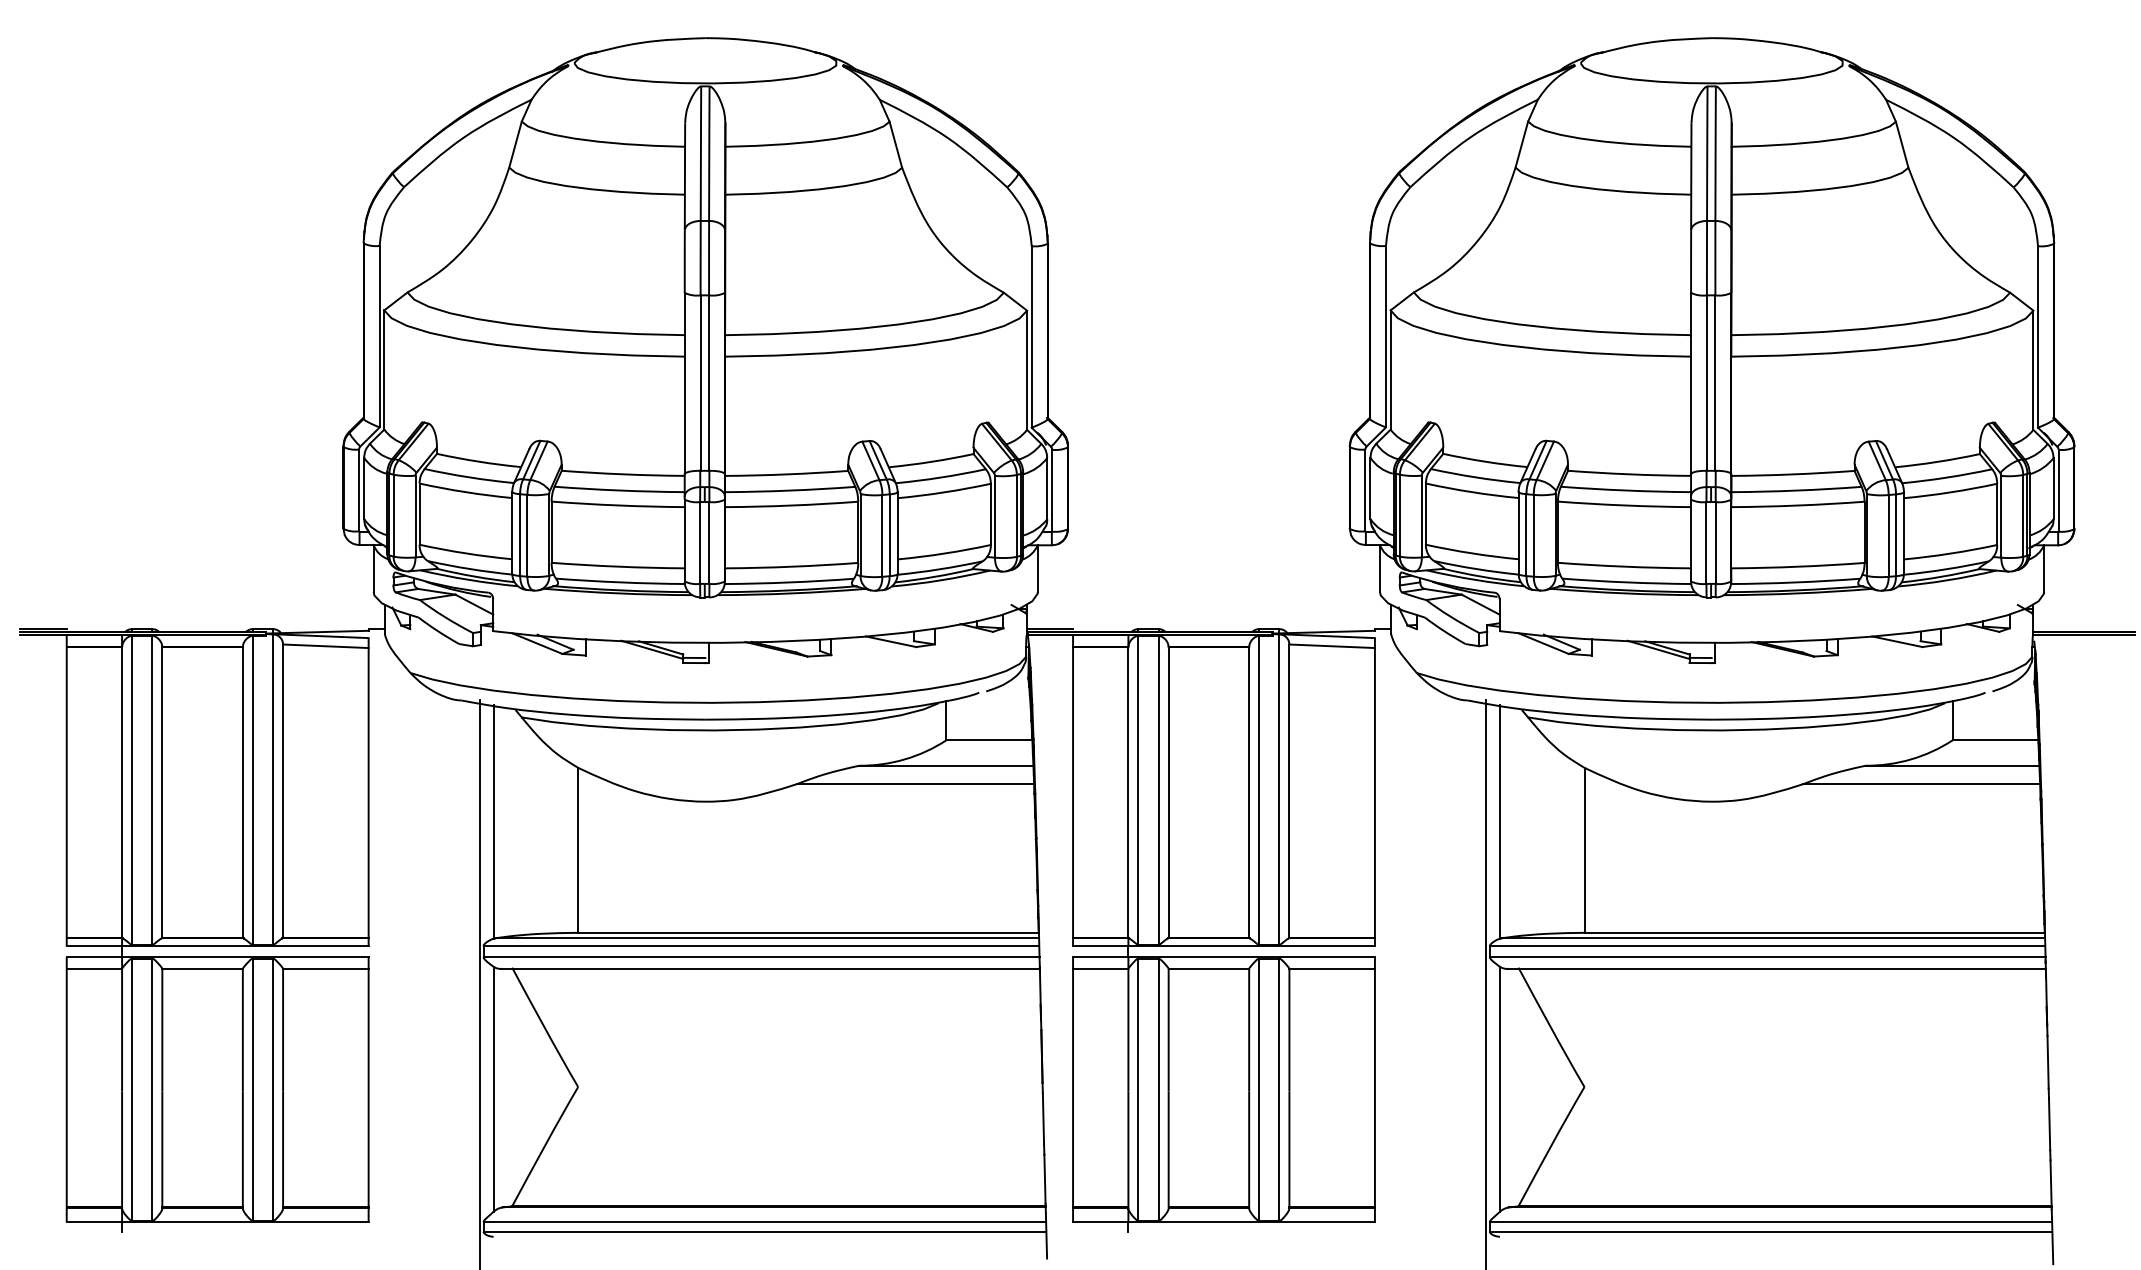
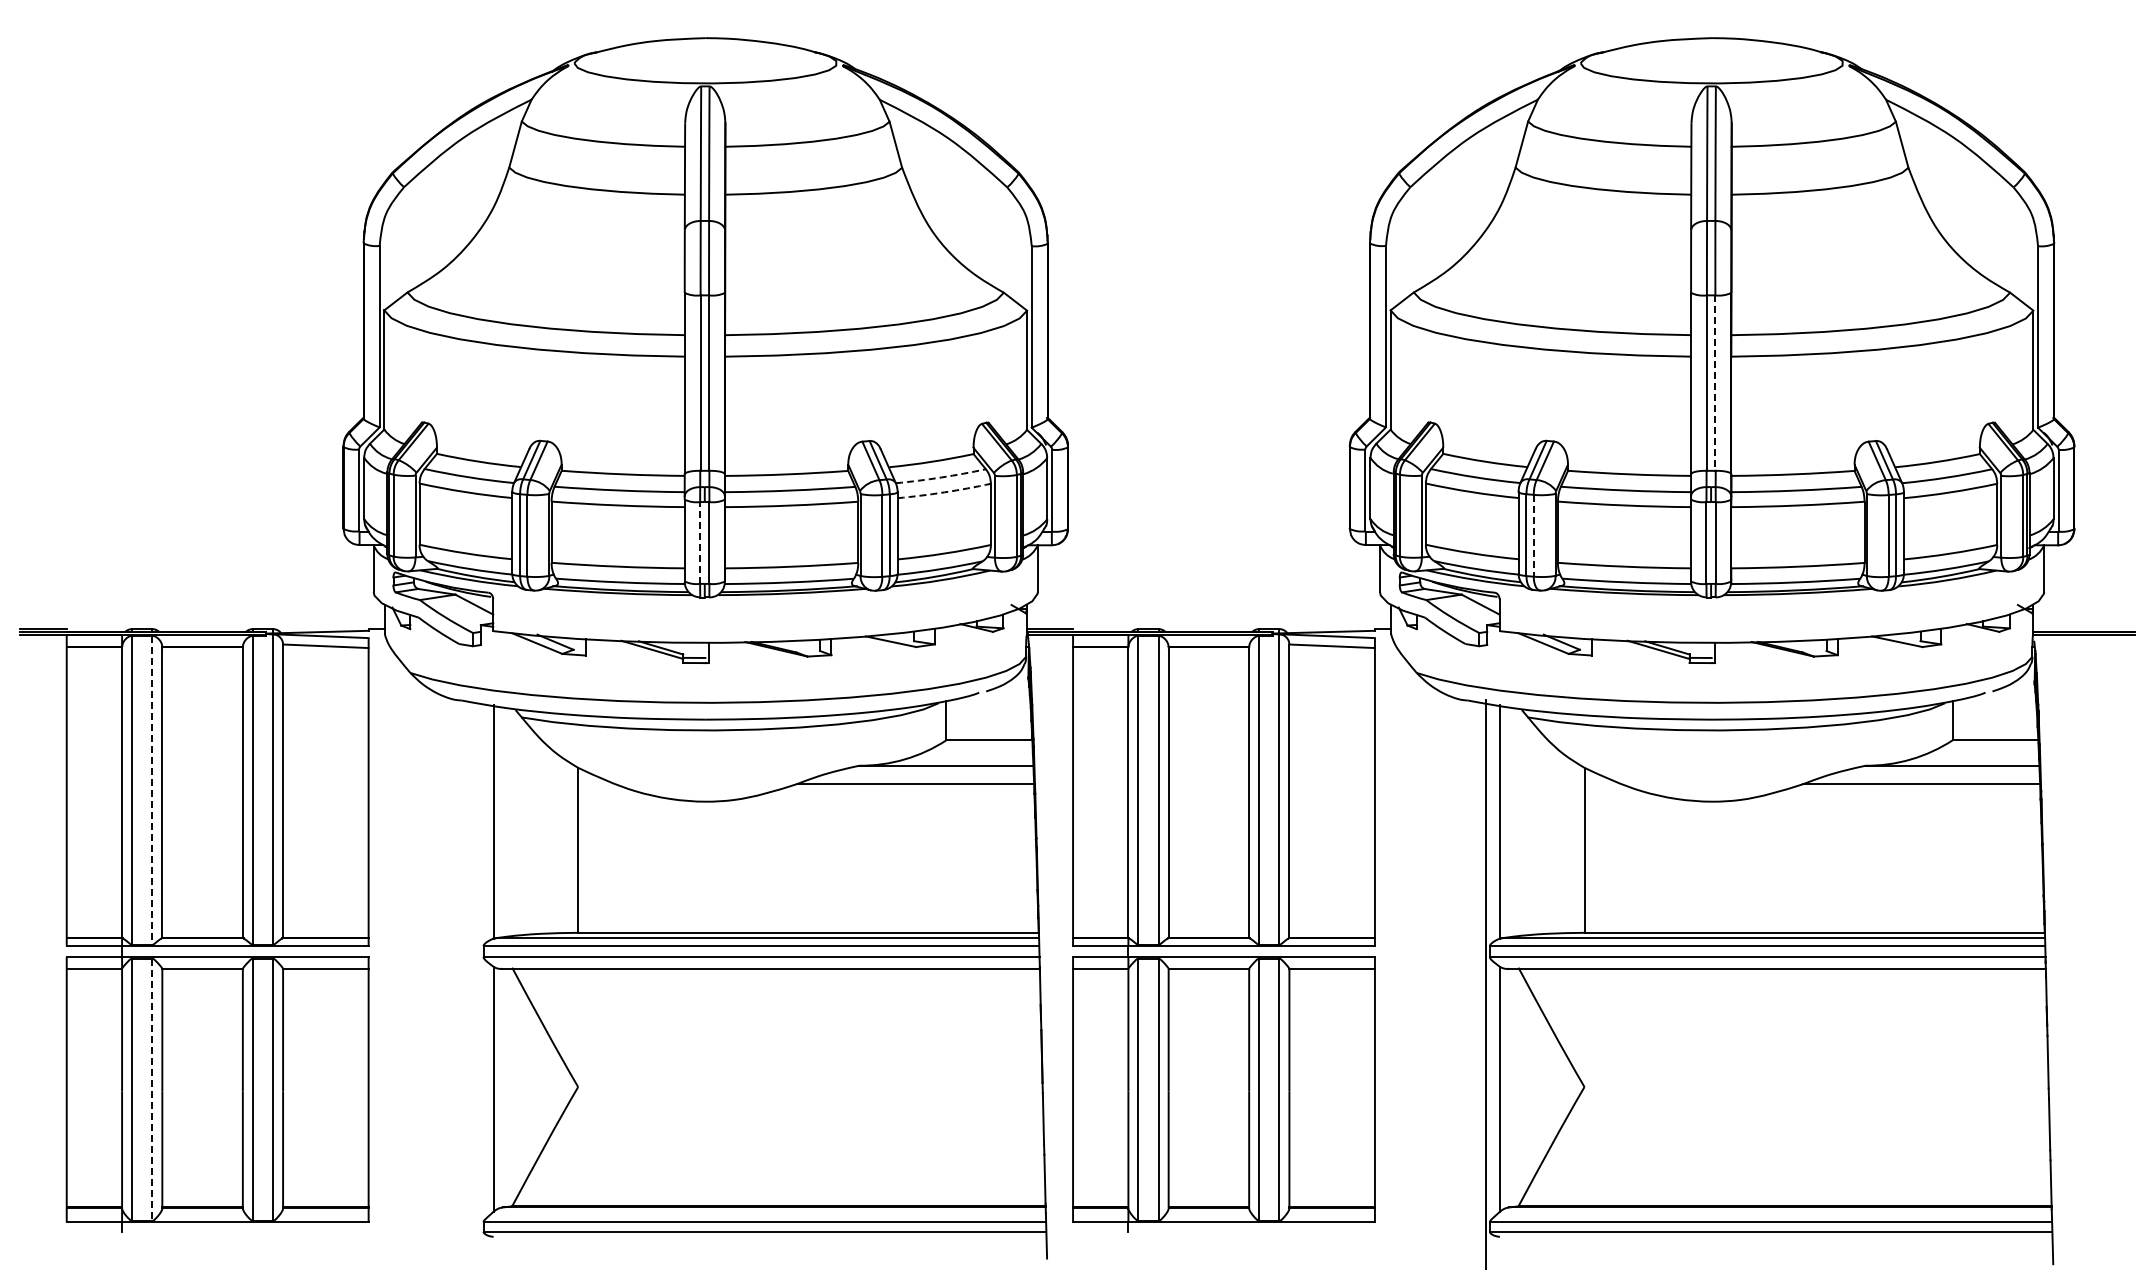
line: solid -> dashed (1715, 383)
arc: solid -> dashed (941, 477)
arc: solid -> dashed (944, 492)
line: solid -> dashed (1533, 535)
line: solid -> dashed (700, 542)
line: solid -> dashed (152, 790)
line: present -> none (479, 983)
line: solid -> dashed (152, 1090)
